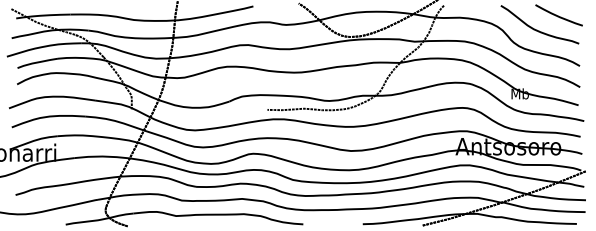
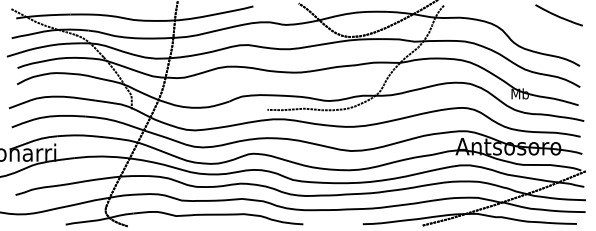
curve: present -> none (537, 29)
